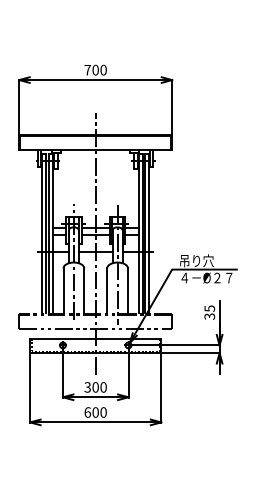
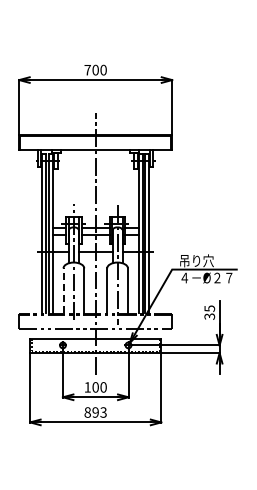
line: solid -> dashed (63, 290)
text: 300 -> 100 (87, 387)
text: 600 -> 893 (95, 412)
